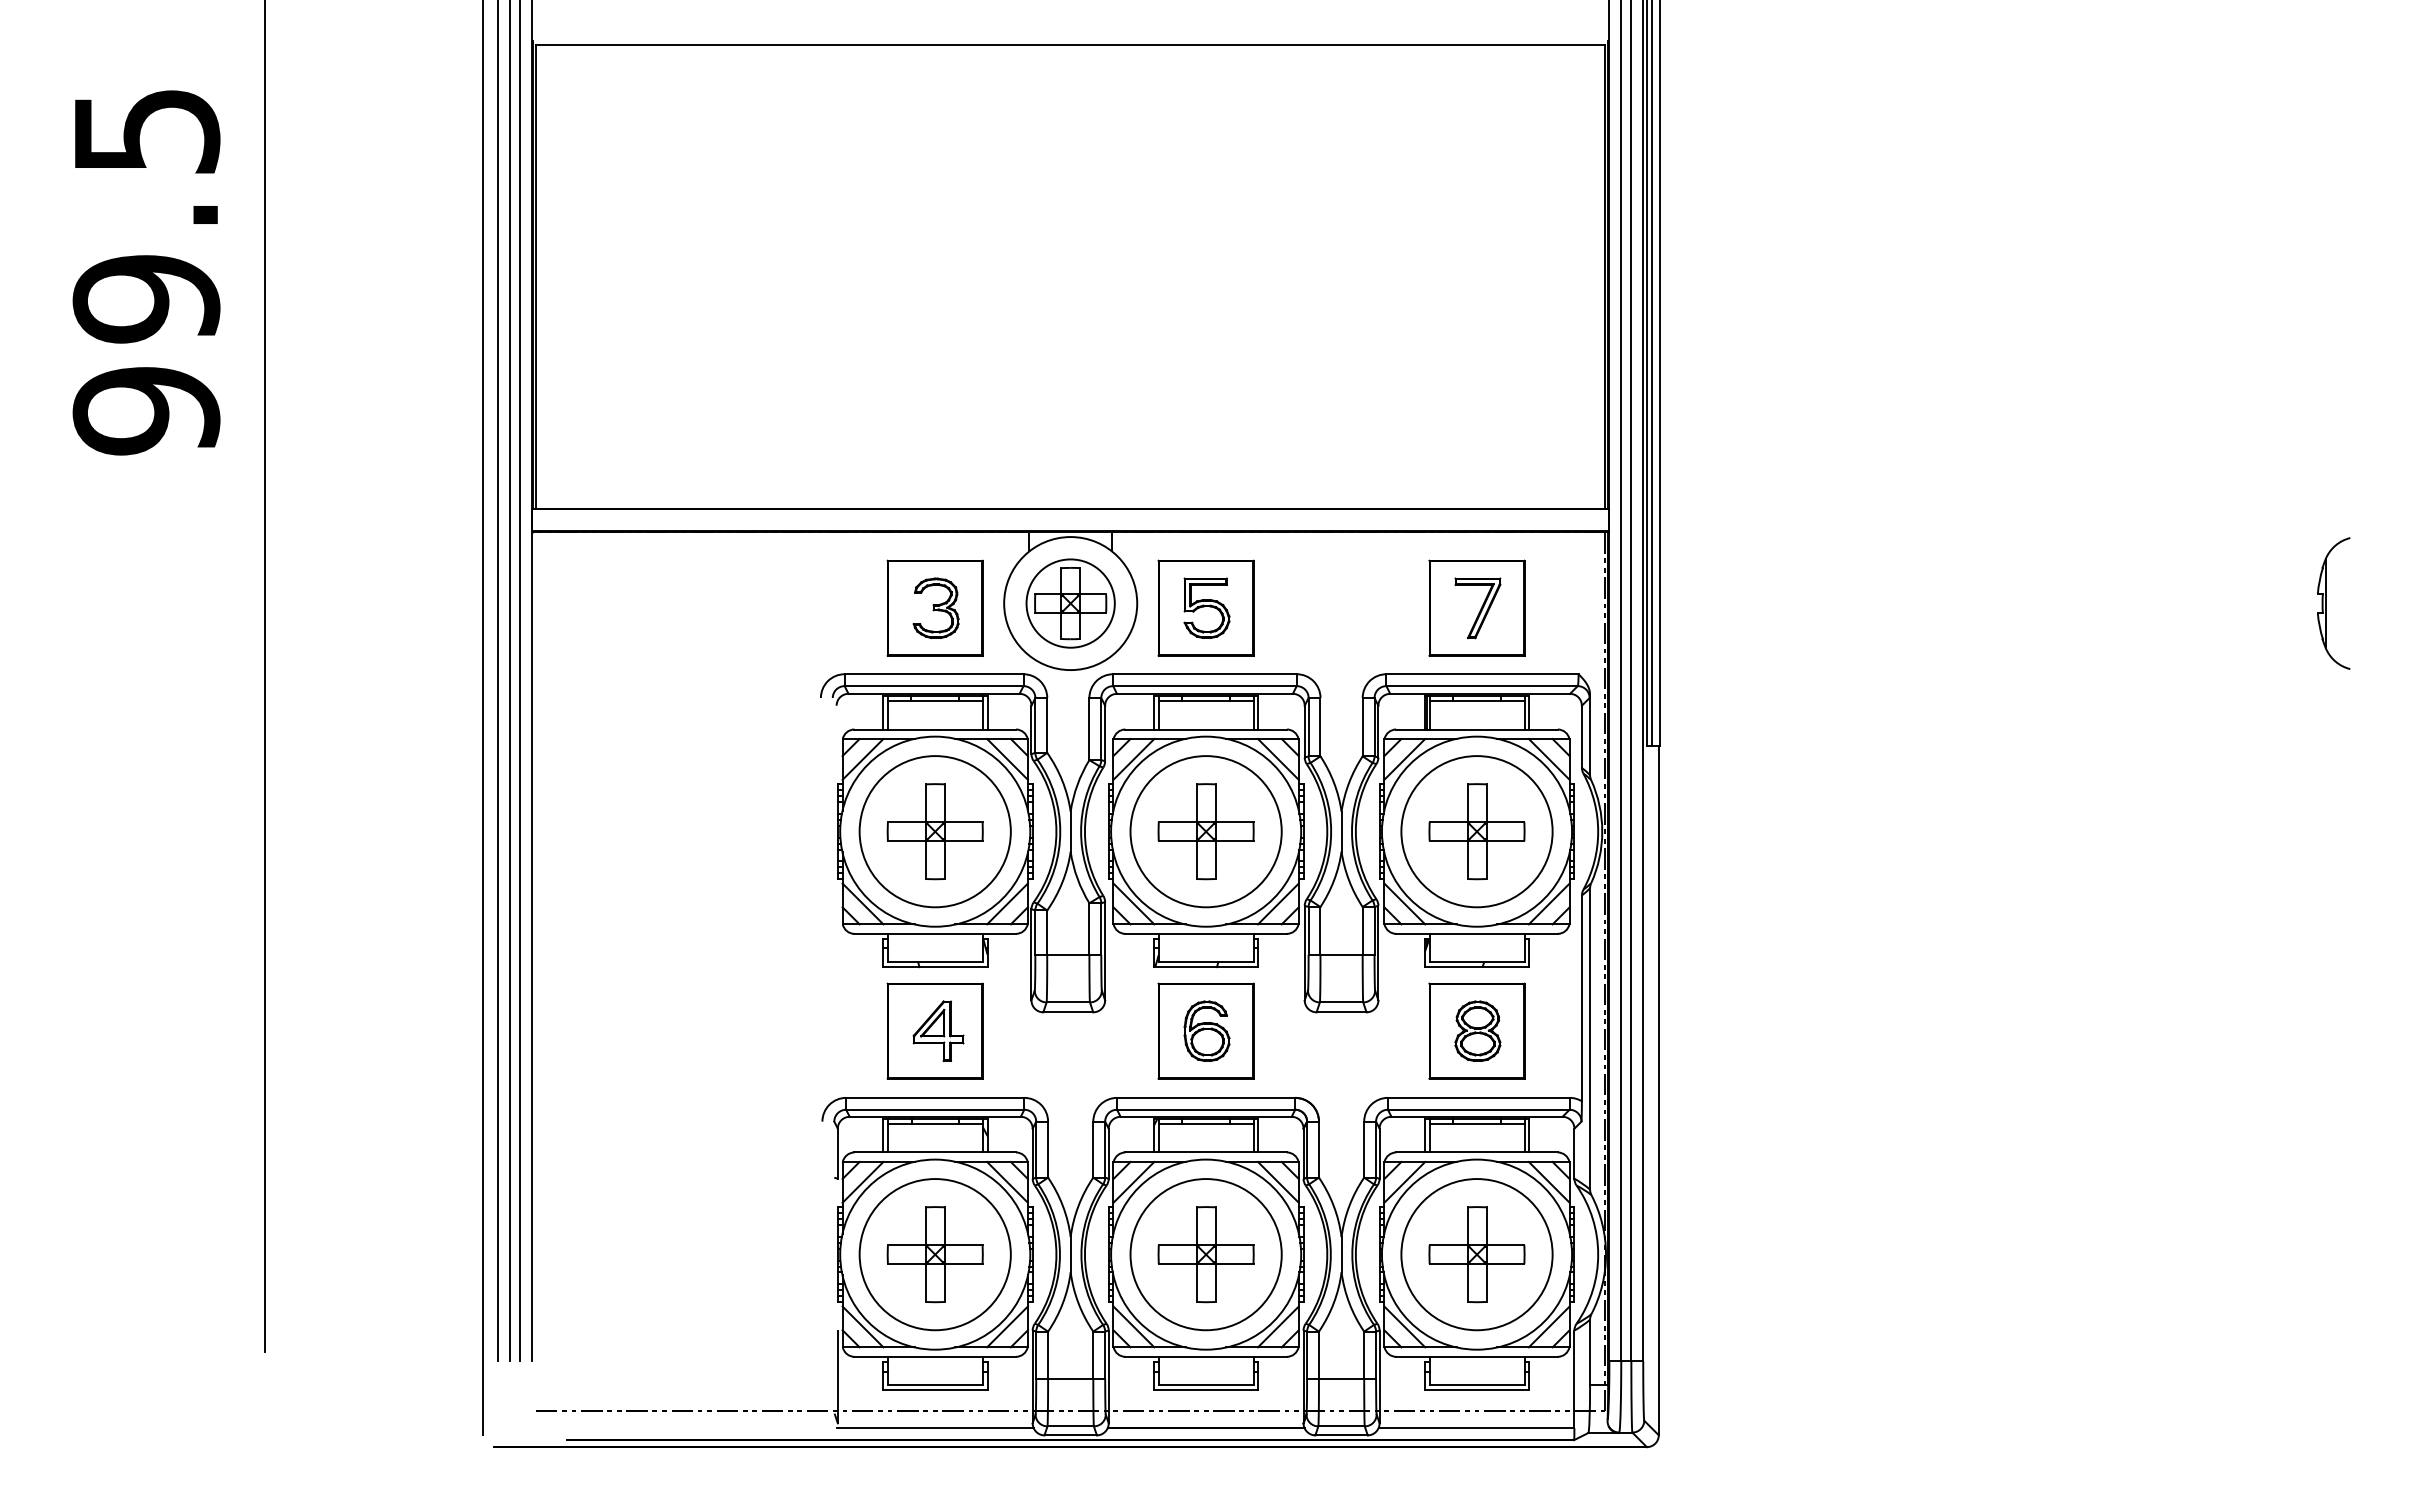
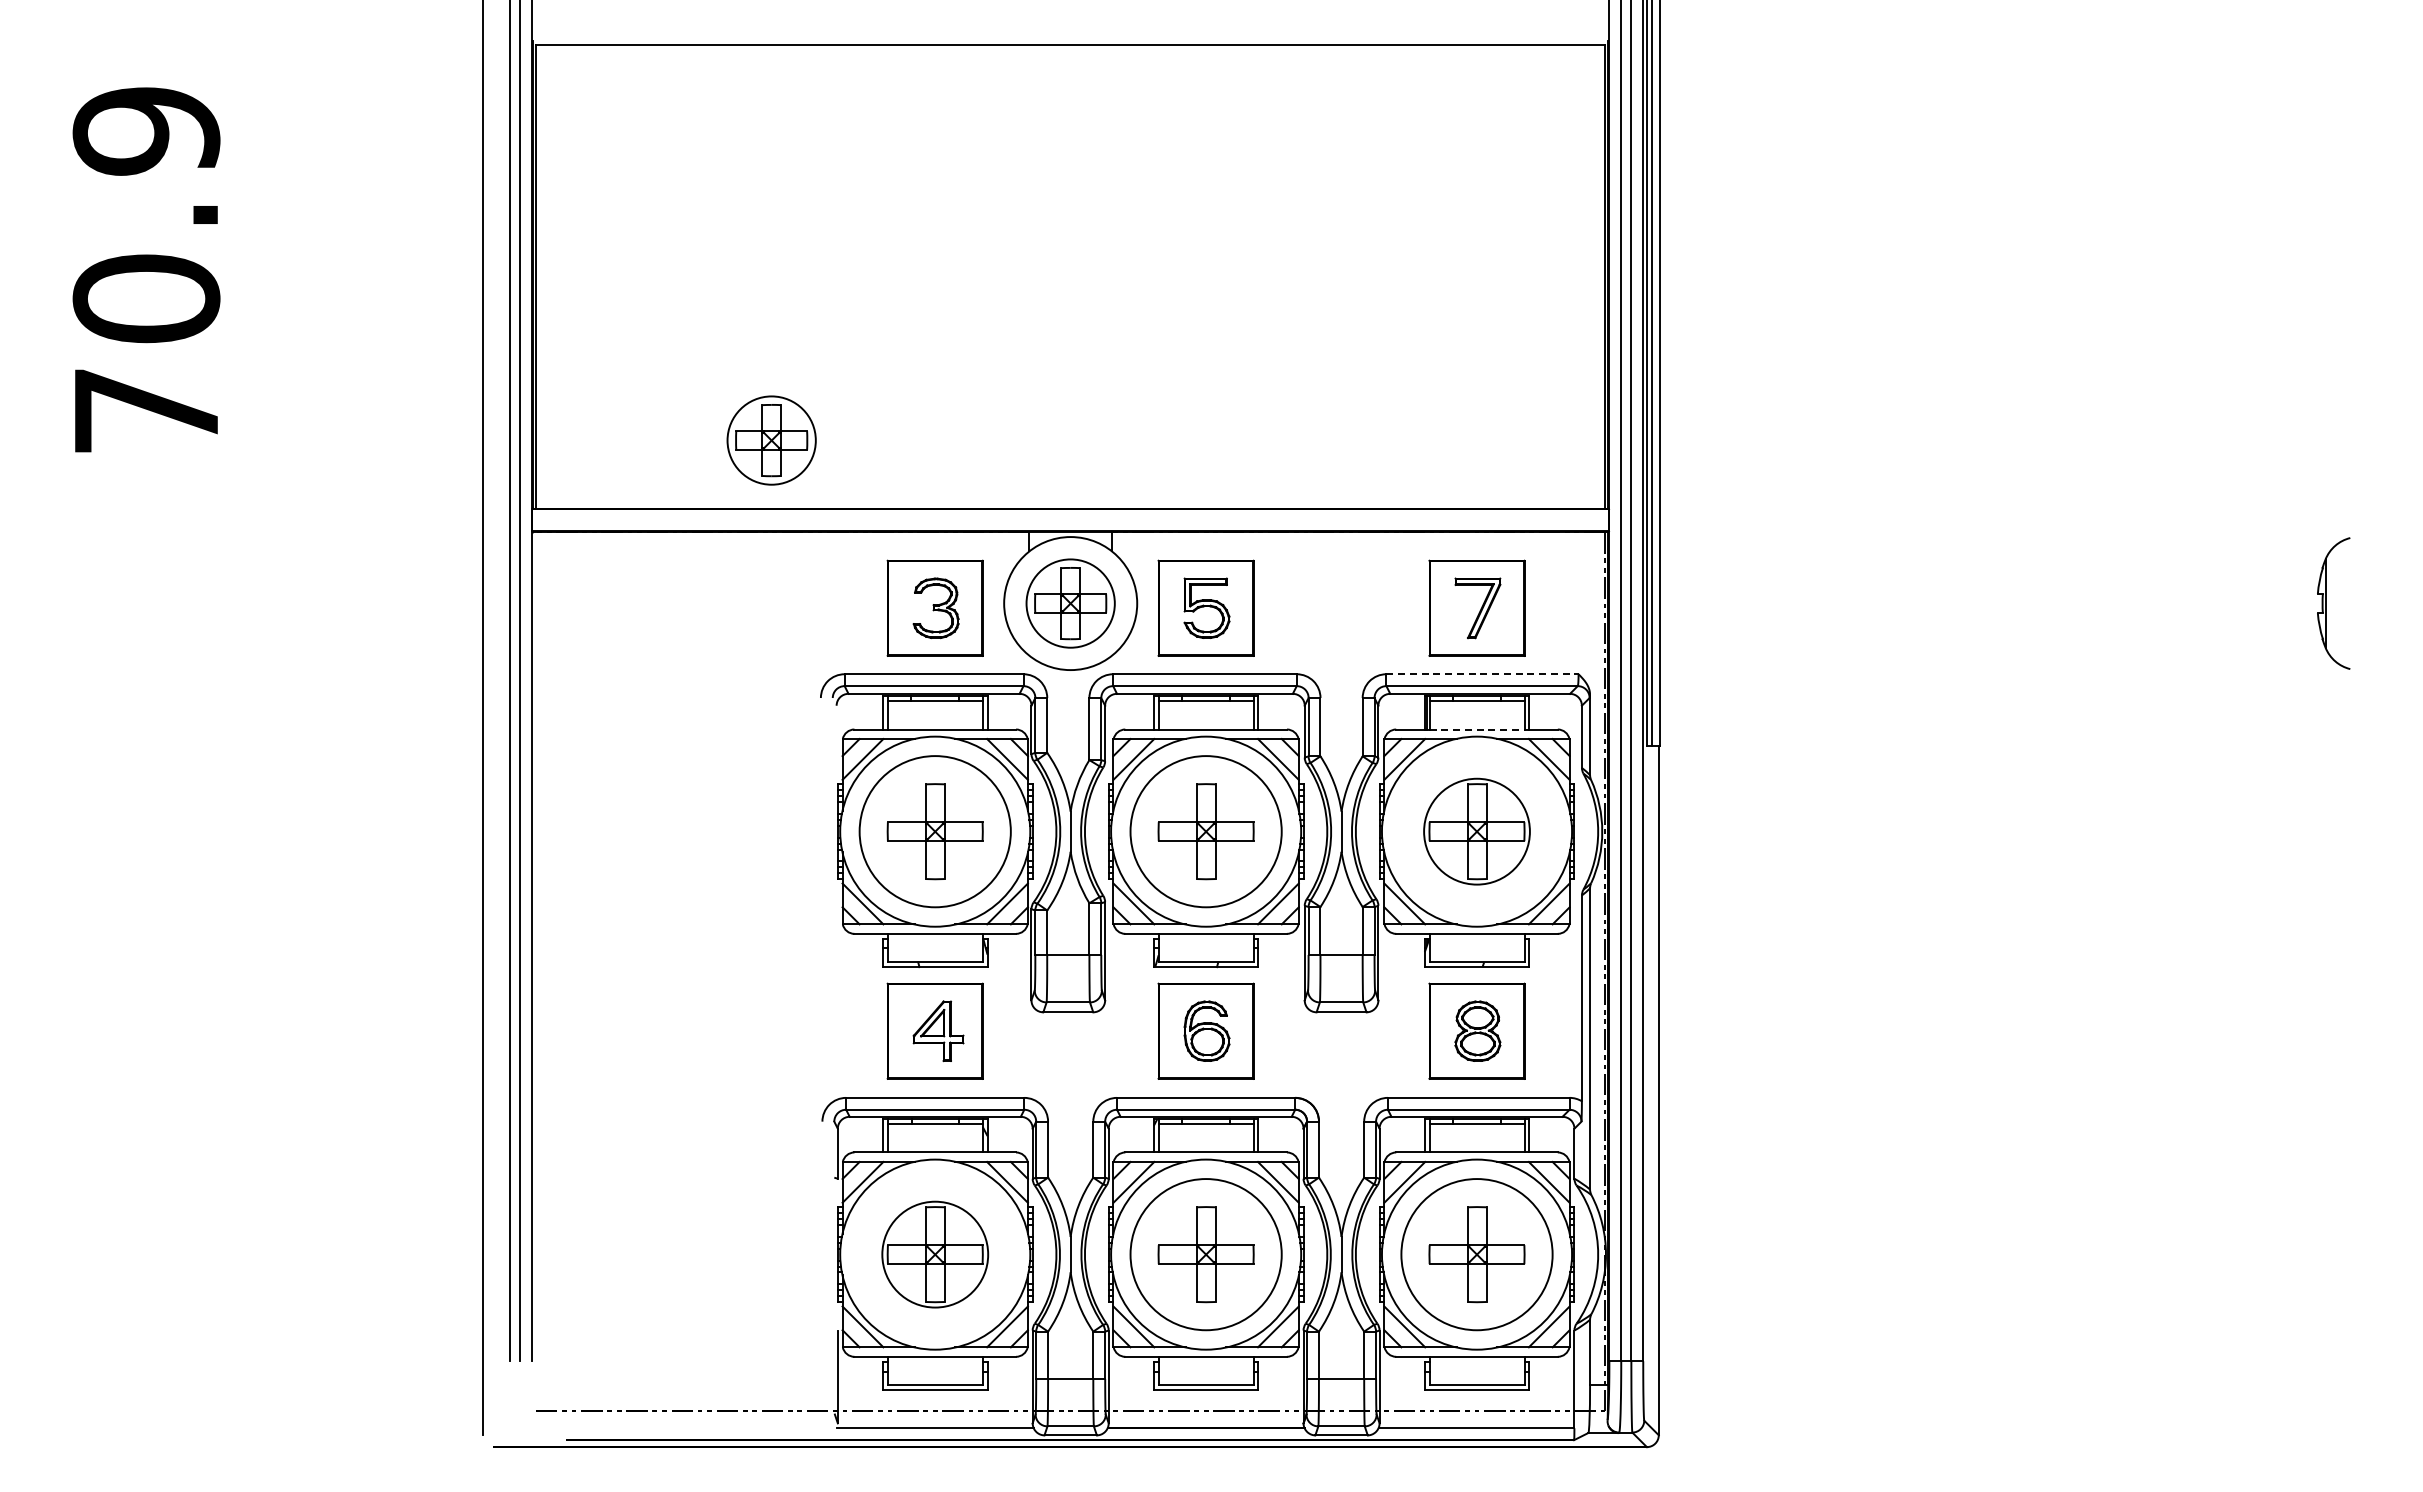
text: 99.5 -> 70.9 (146, 271)
part: none -> present (771, 440)
line: solid -> dashed (1483, 674)
line: present -> none (265, 677)
line: present -> none (498, 681)
line: solid -> dashed (1477, 729)
circle diameter: 151 px -> 106 px (1476, 831)
circle diameter: 151 px -> 106 px (935, 1254)
